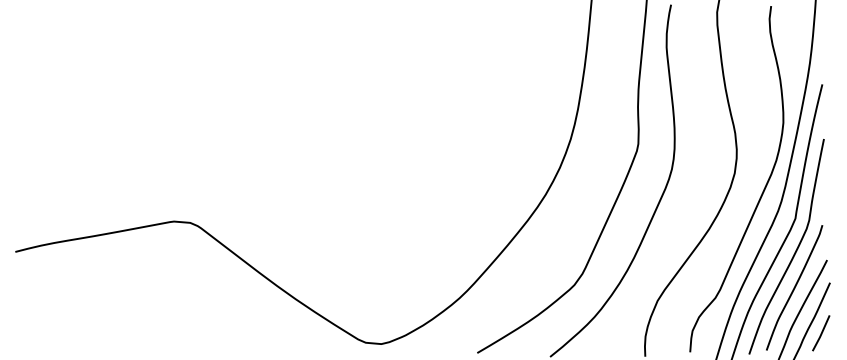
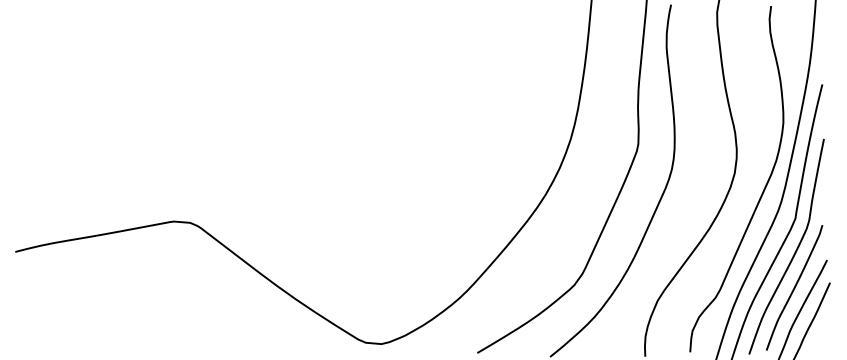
line: present -> none (821, 333)
